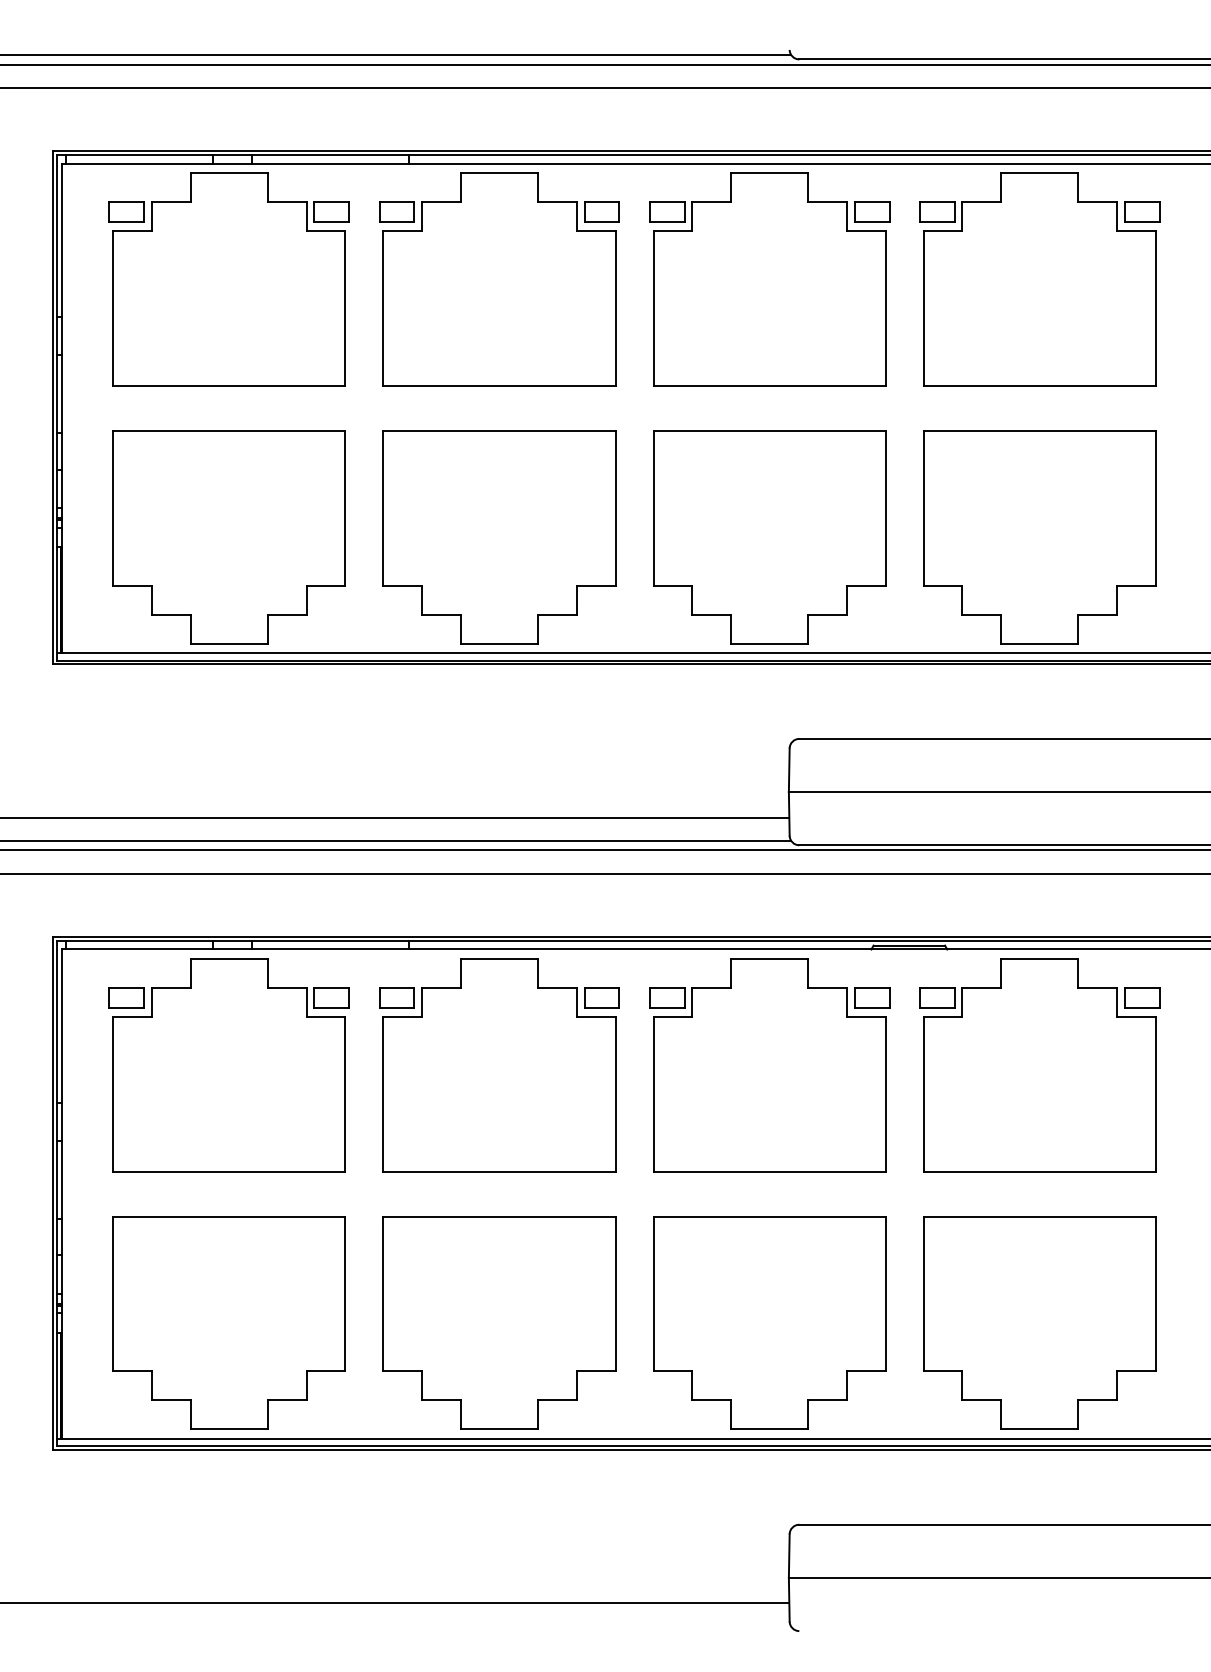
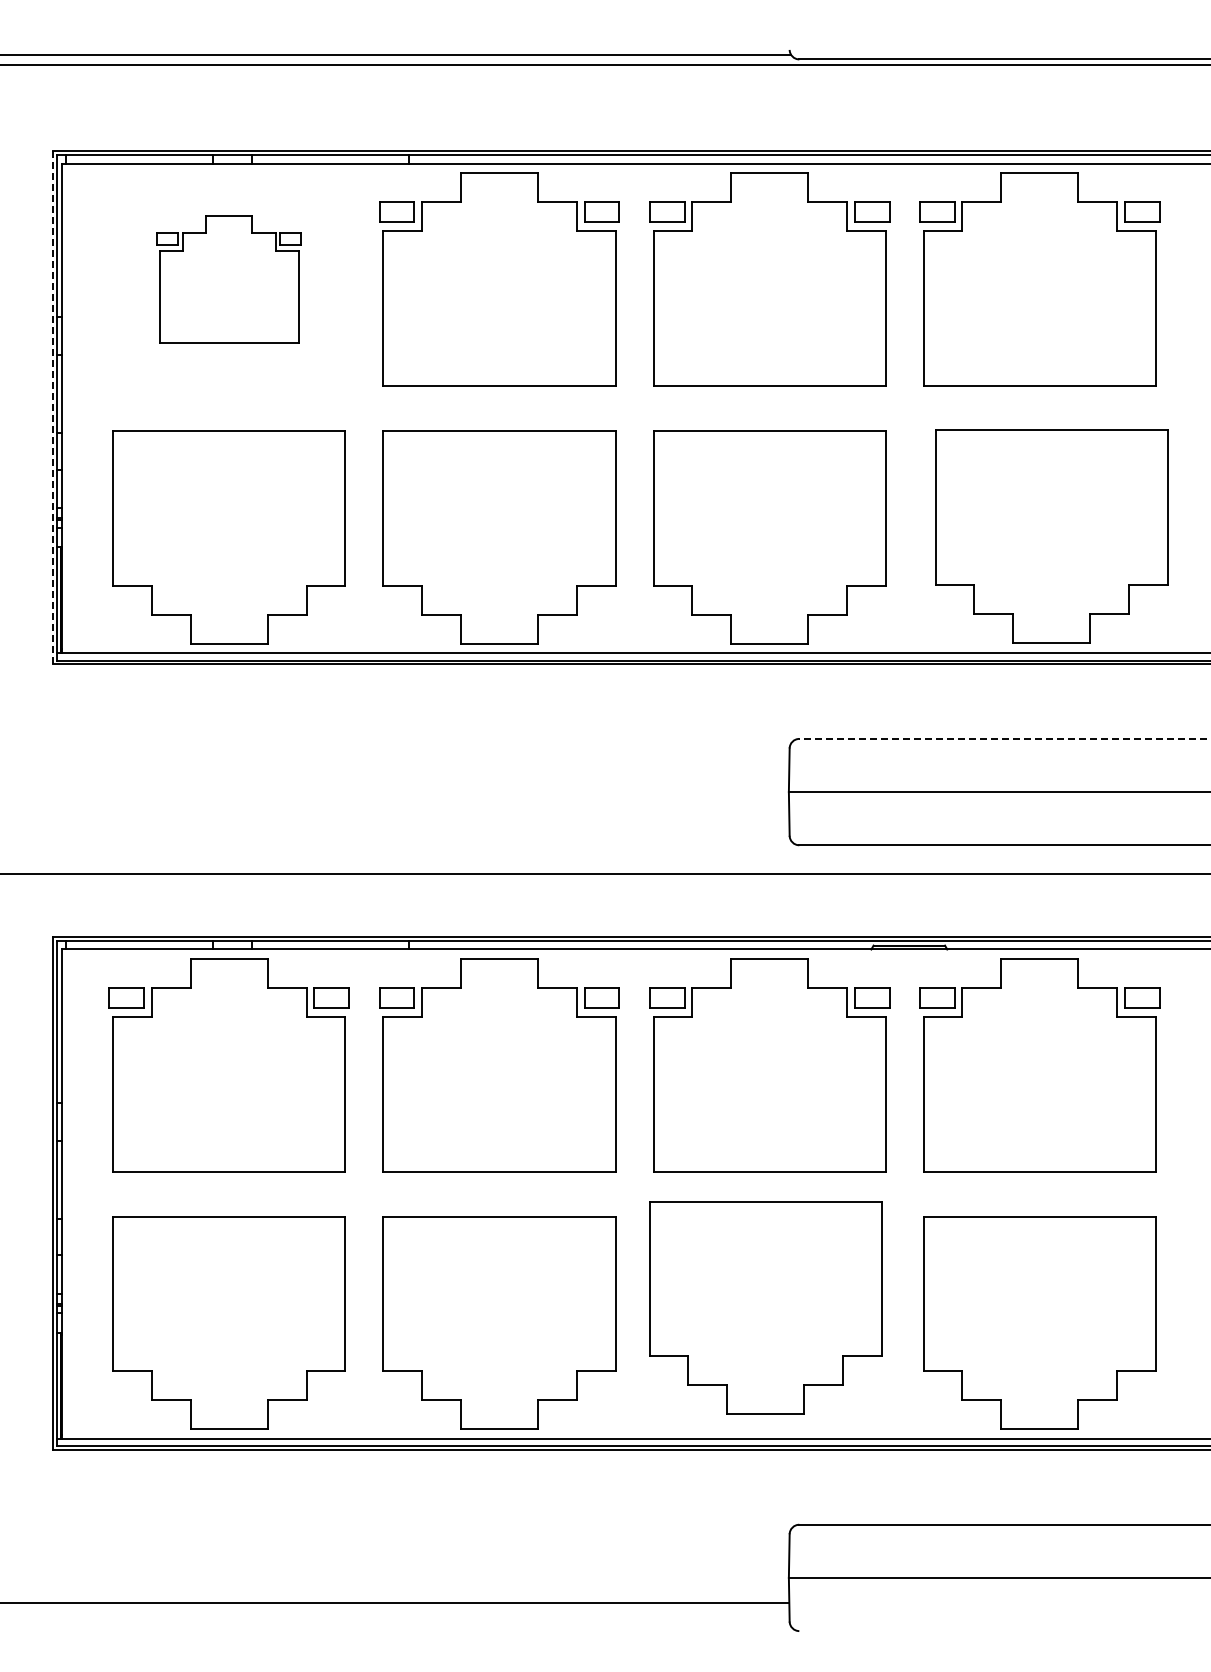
line: present -> none (604, 87)
part size: 242x215 px -> 146x129 px (228, 279)
line: solid -> dashed (52, 407)
part position: (1039, 537) -> (1051, 536) (1051, 536)
line: solid -> dashed (1004, 738)
line: present -> none (395, 817)
line: present -> none (396, 840)
line: present -> none (604, 850)
part position: (769, 1322) -> (765, 1307) (765, 1307)
